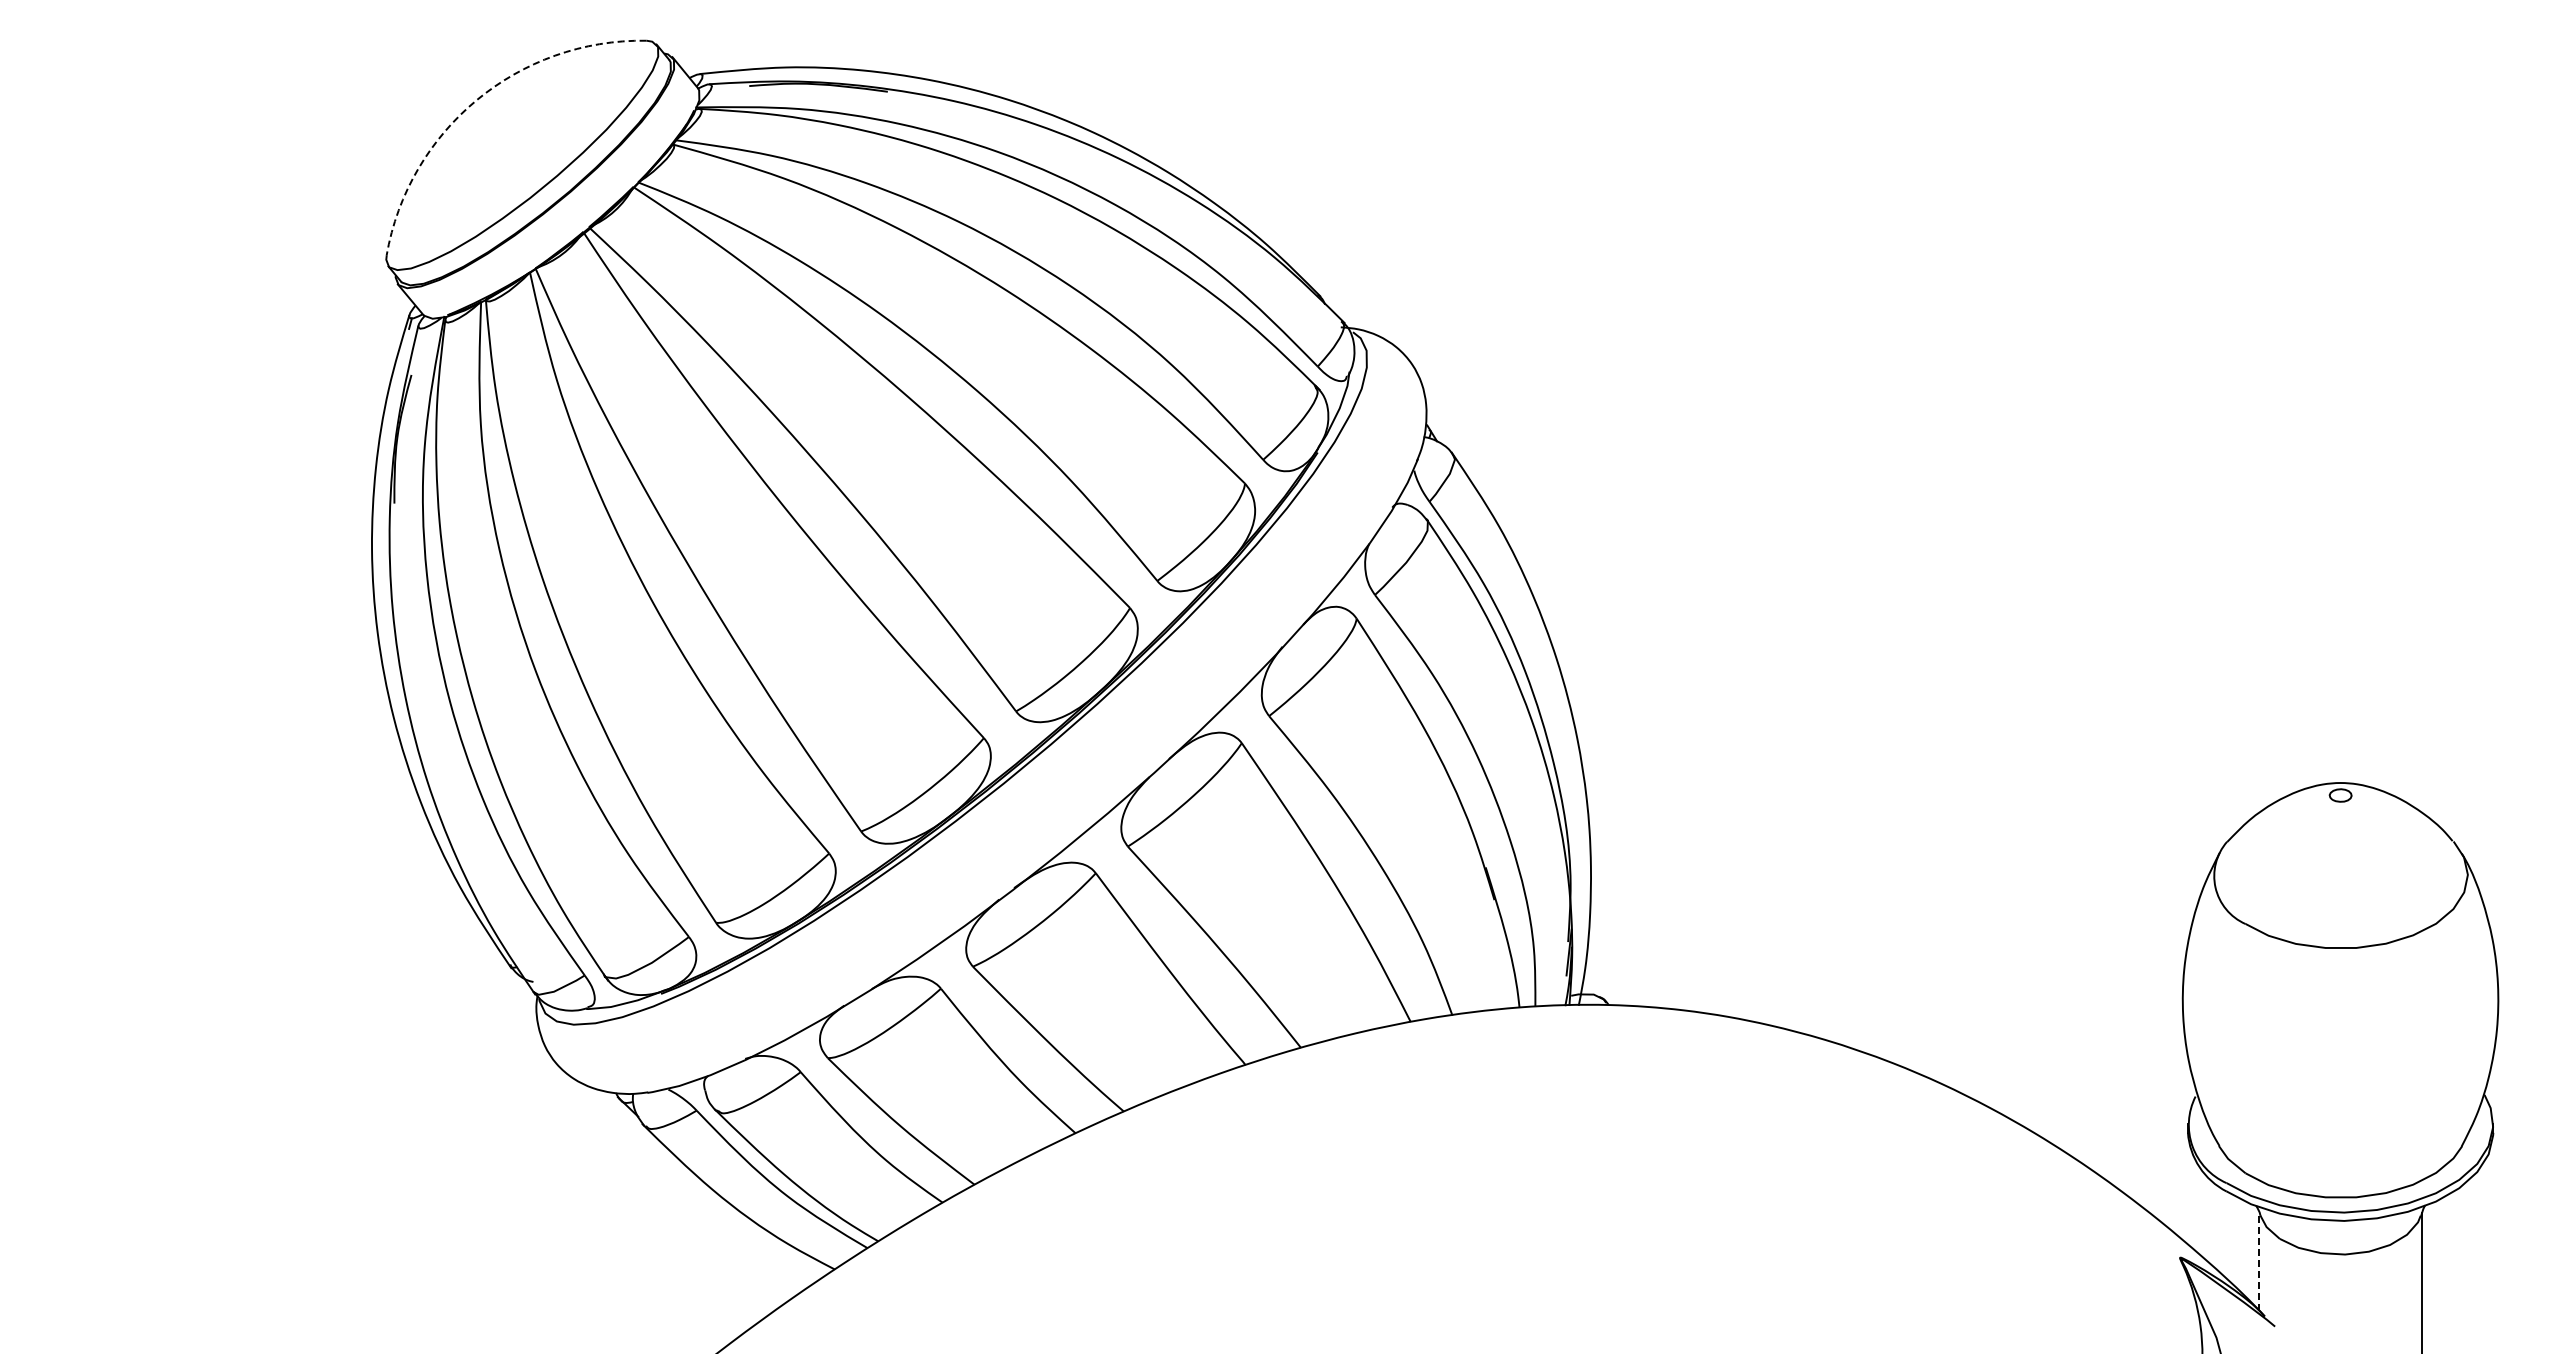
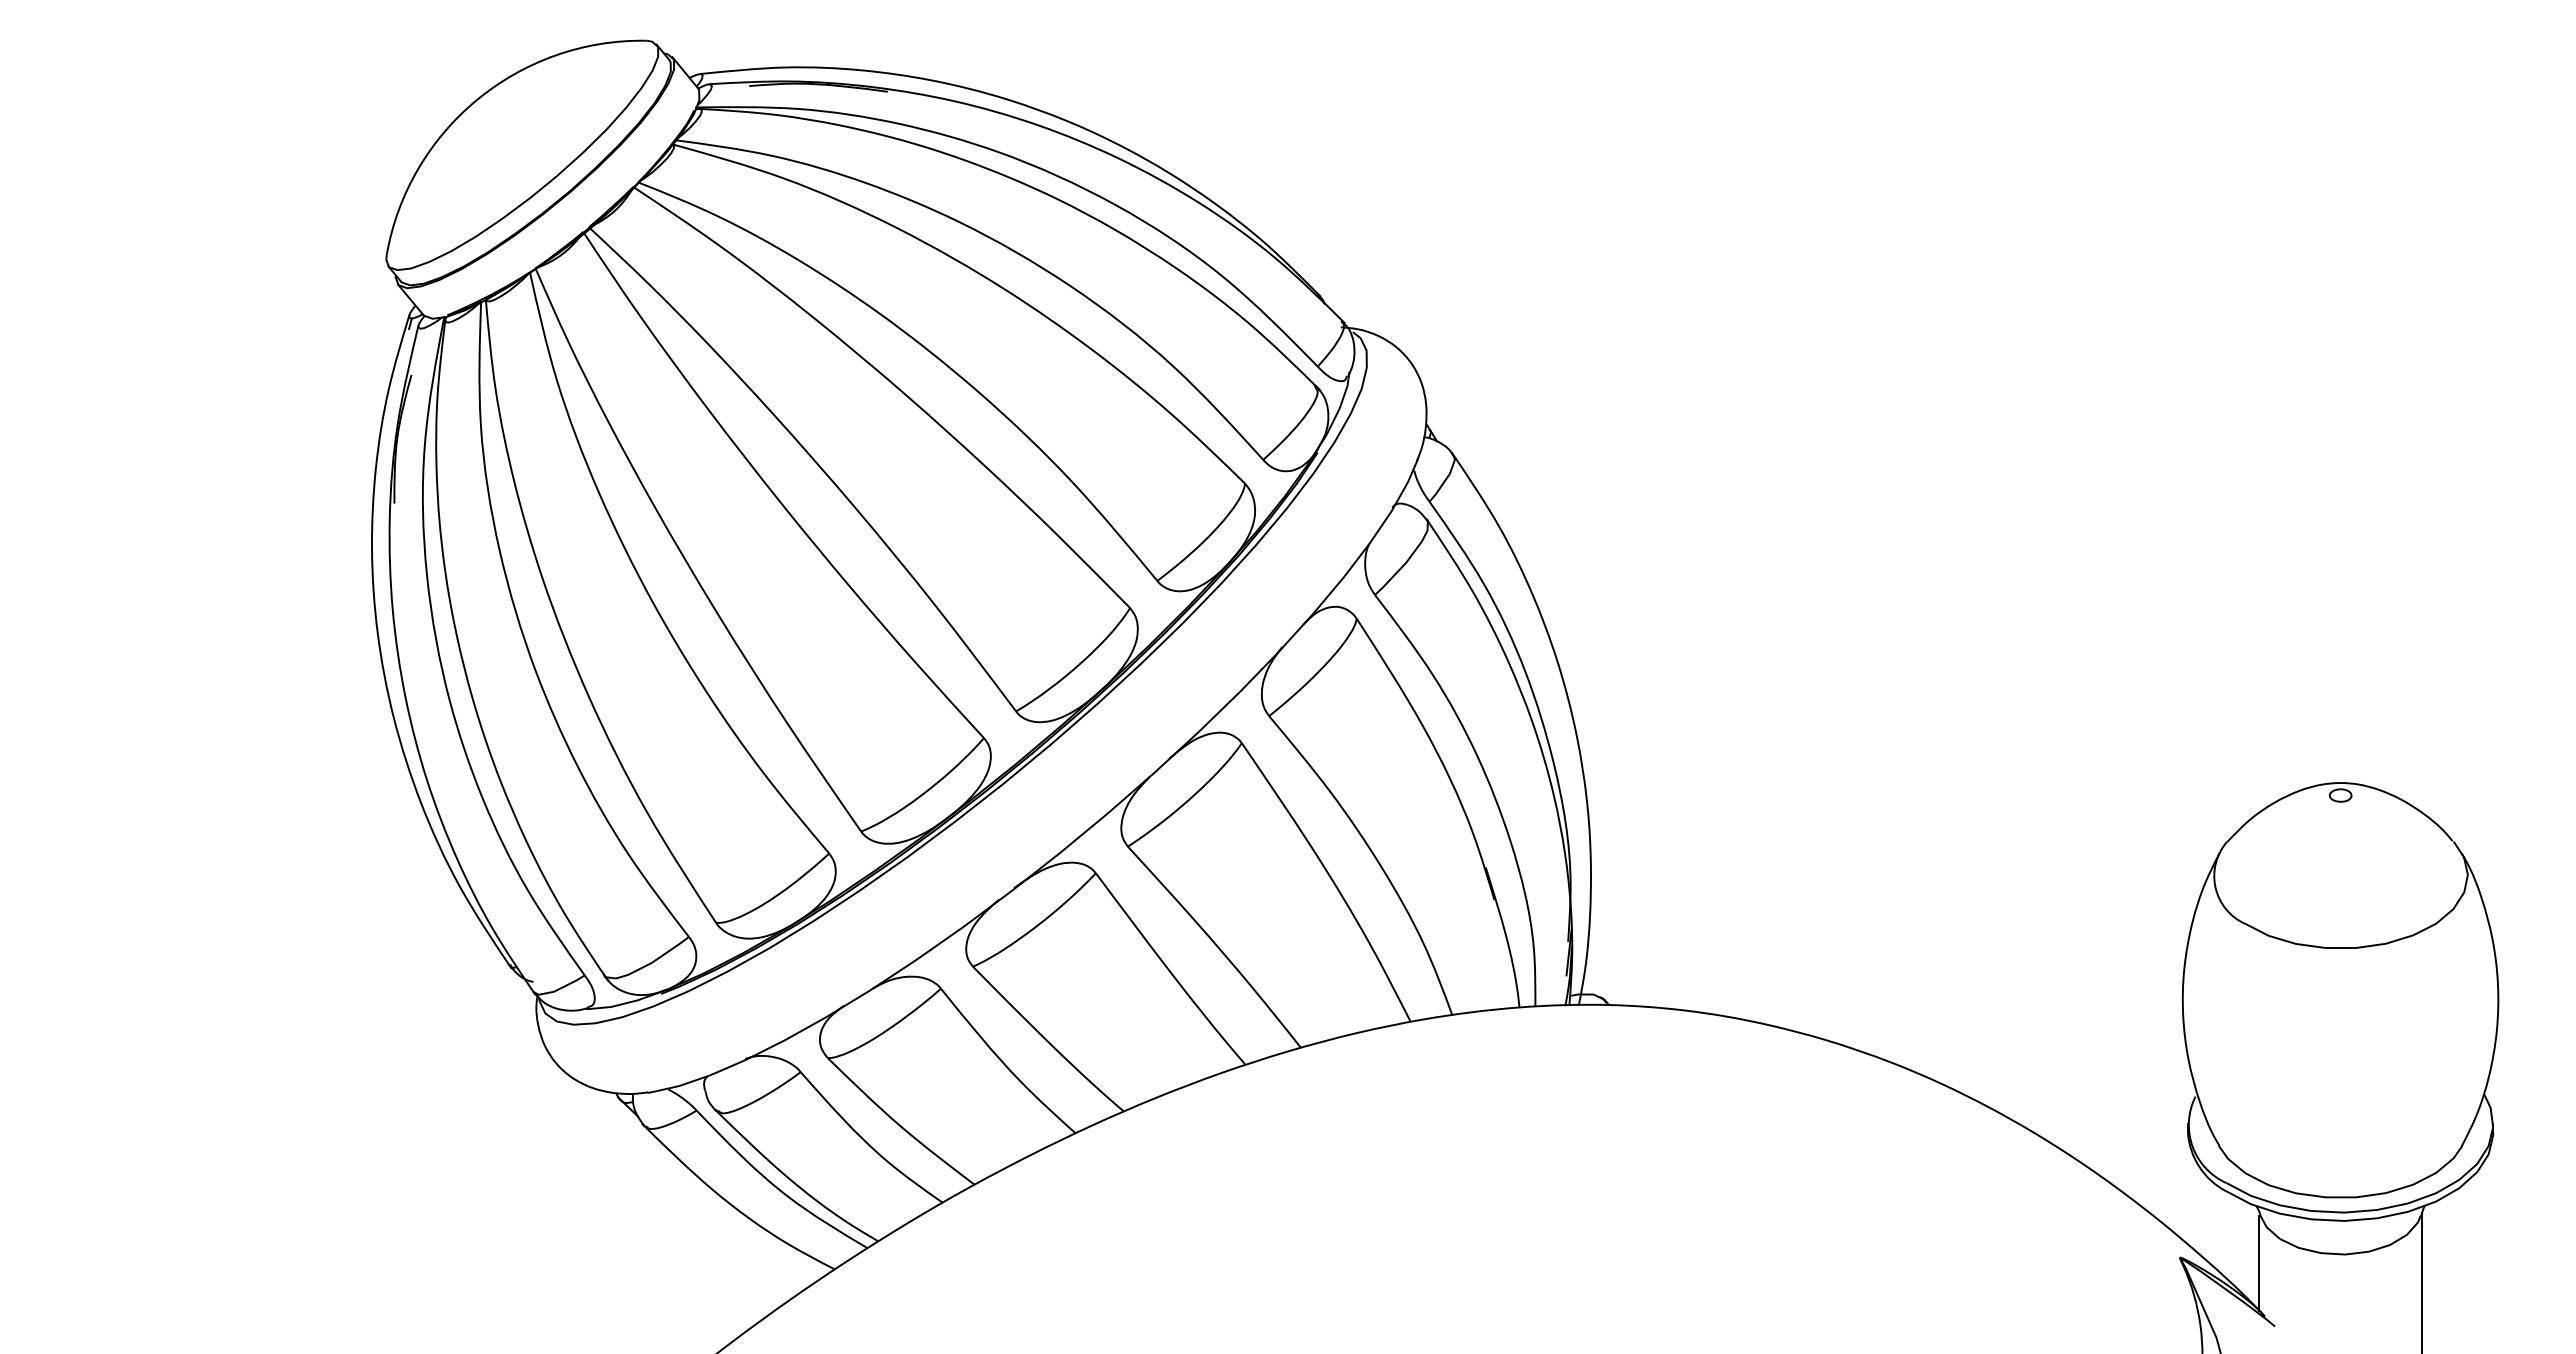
arc: dashed -> solid (476, 100)
line: dashed -> solid (2259, 1263)
